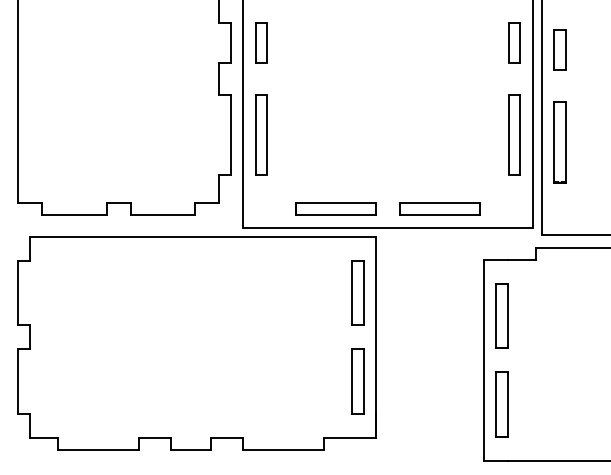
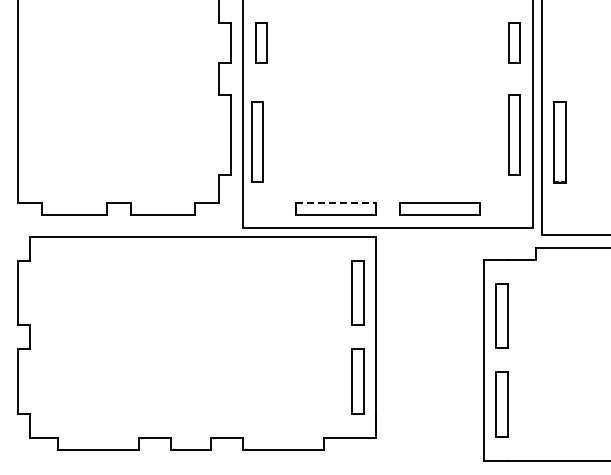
part: present -> none (559, 49)
part position: (261, 134) -> (257, 141) (257, 141)
line: solid -> dashed (336, 203)
